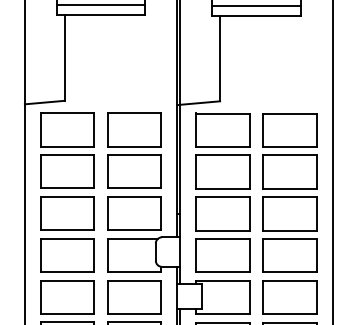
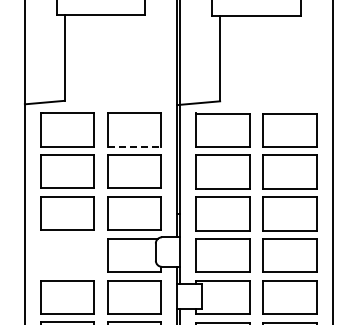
line: present -> none (100, 5)
line: present -> none (256, 5)
line: solid -> dashed (134, 146)
part: present -> none (67, 255)
